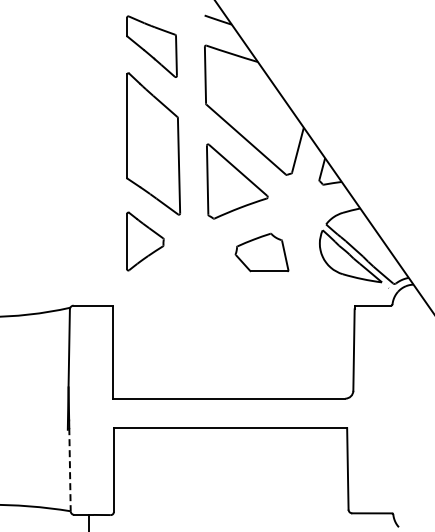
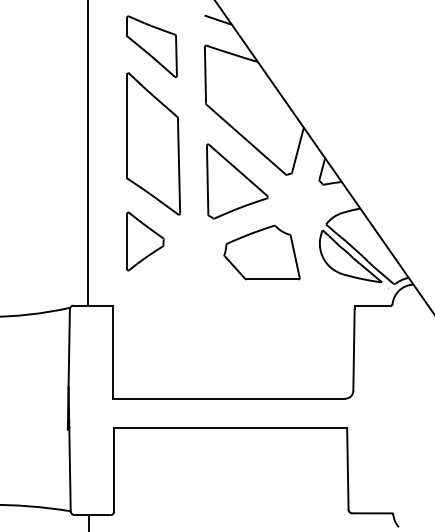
line: none -> present (88, 153)
part size: 56x41 px -> 78x57 px (261, 252)
line: dashed -> solid (70, 469)
